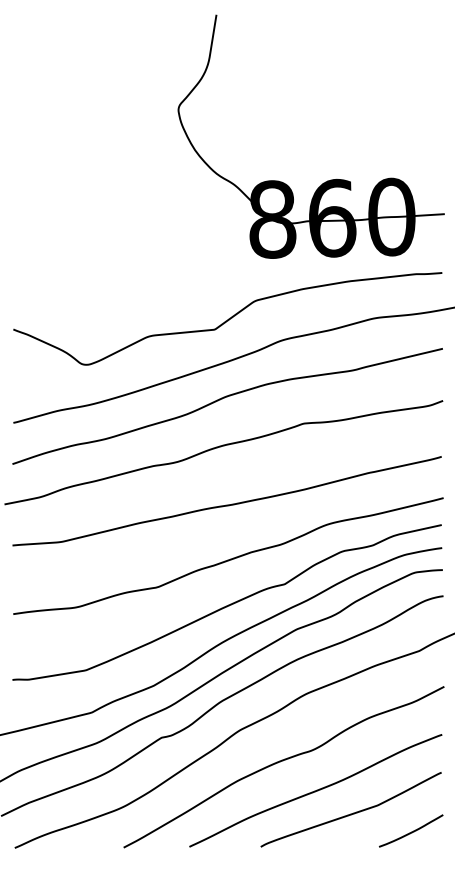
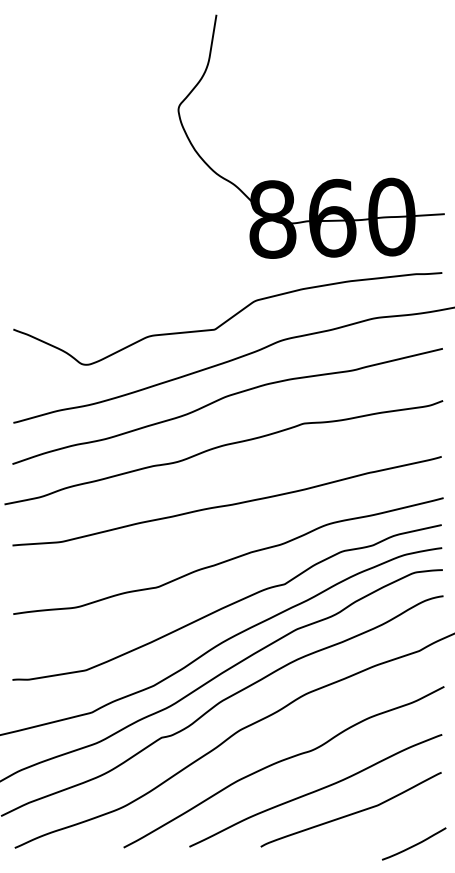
curve position: (411, 831) -> (414, 844) (414, 844)
